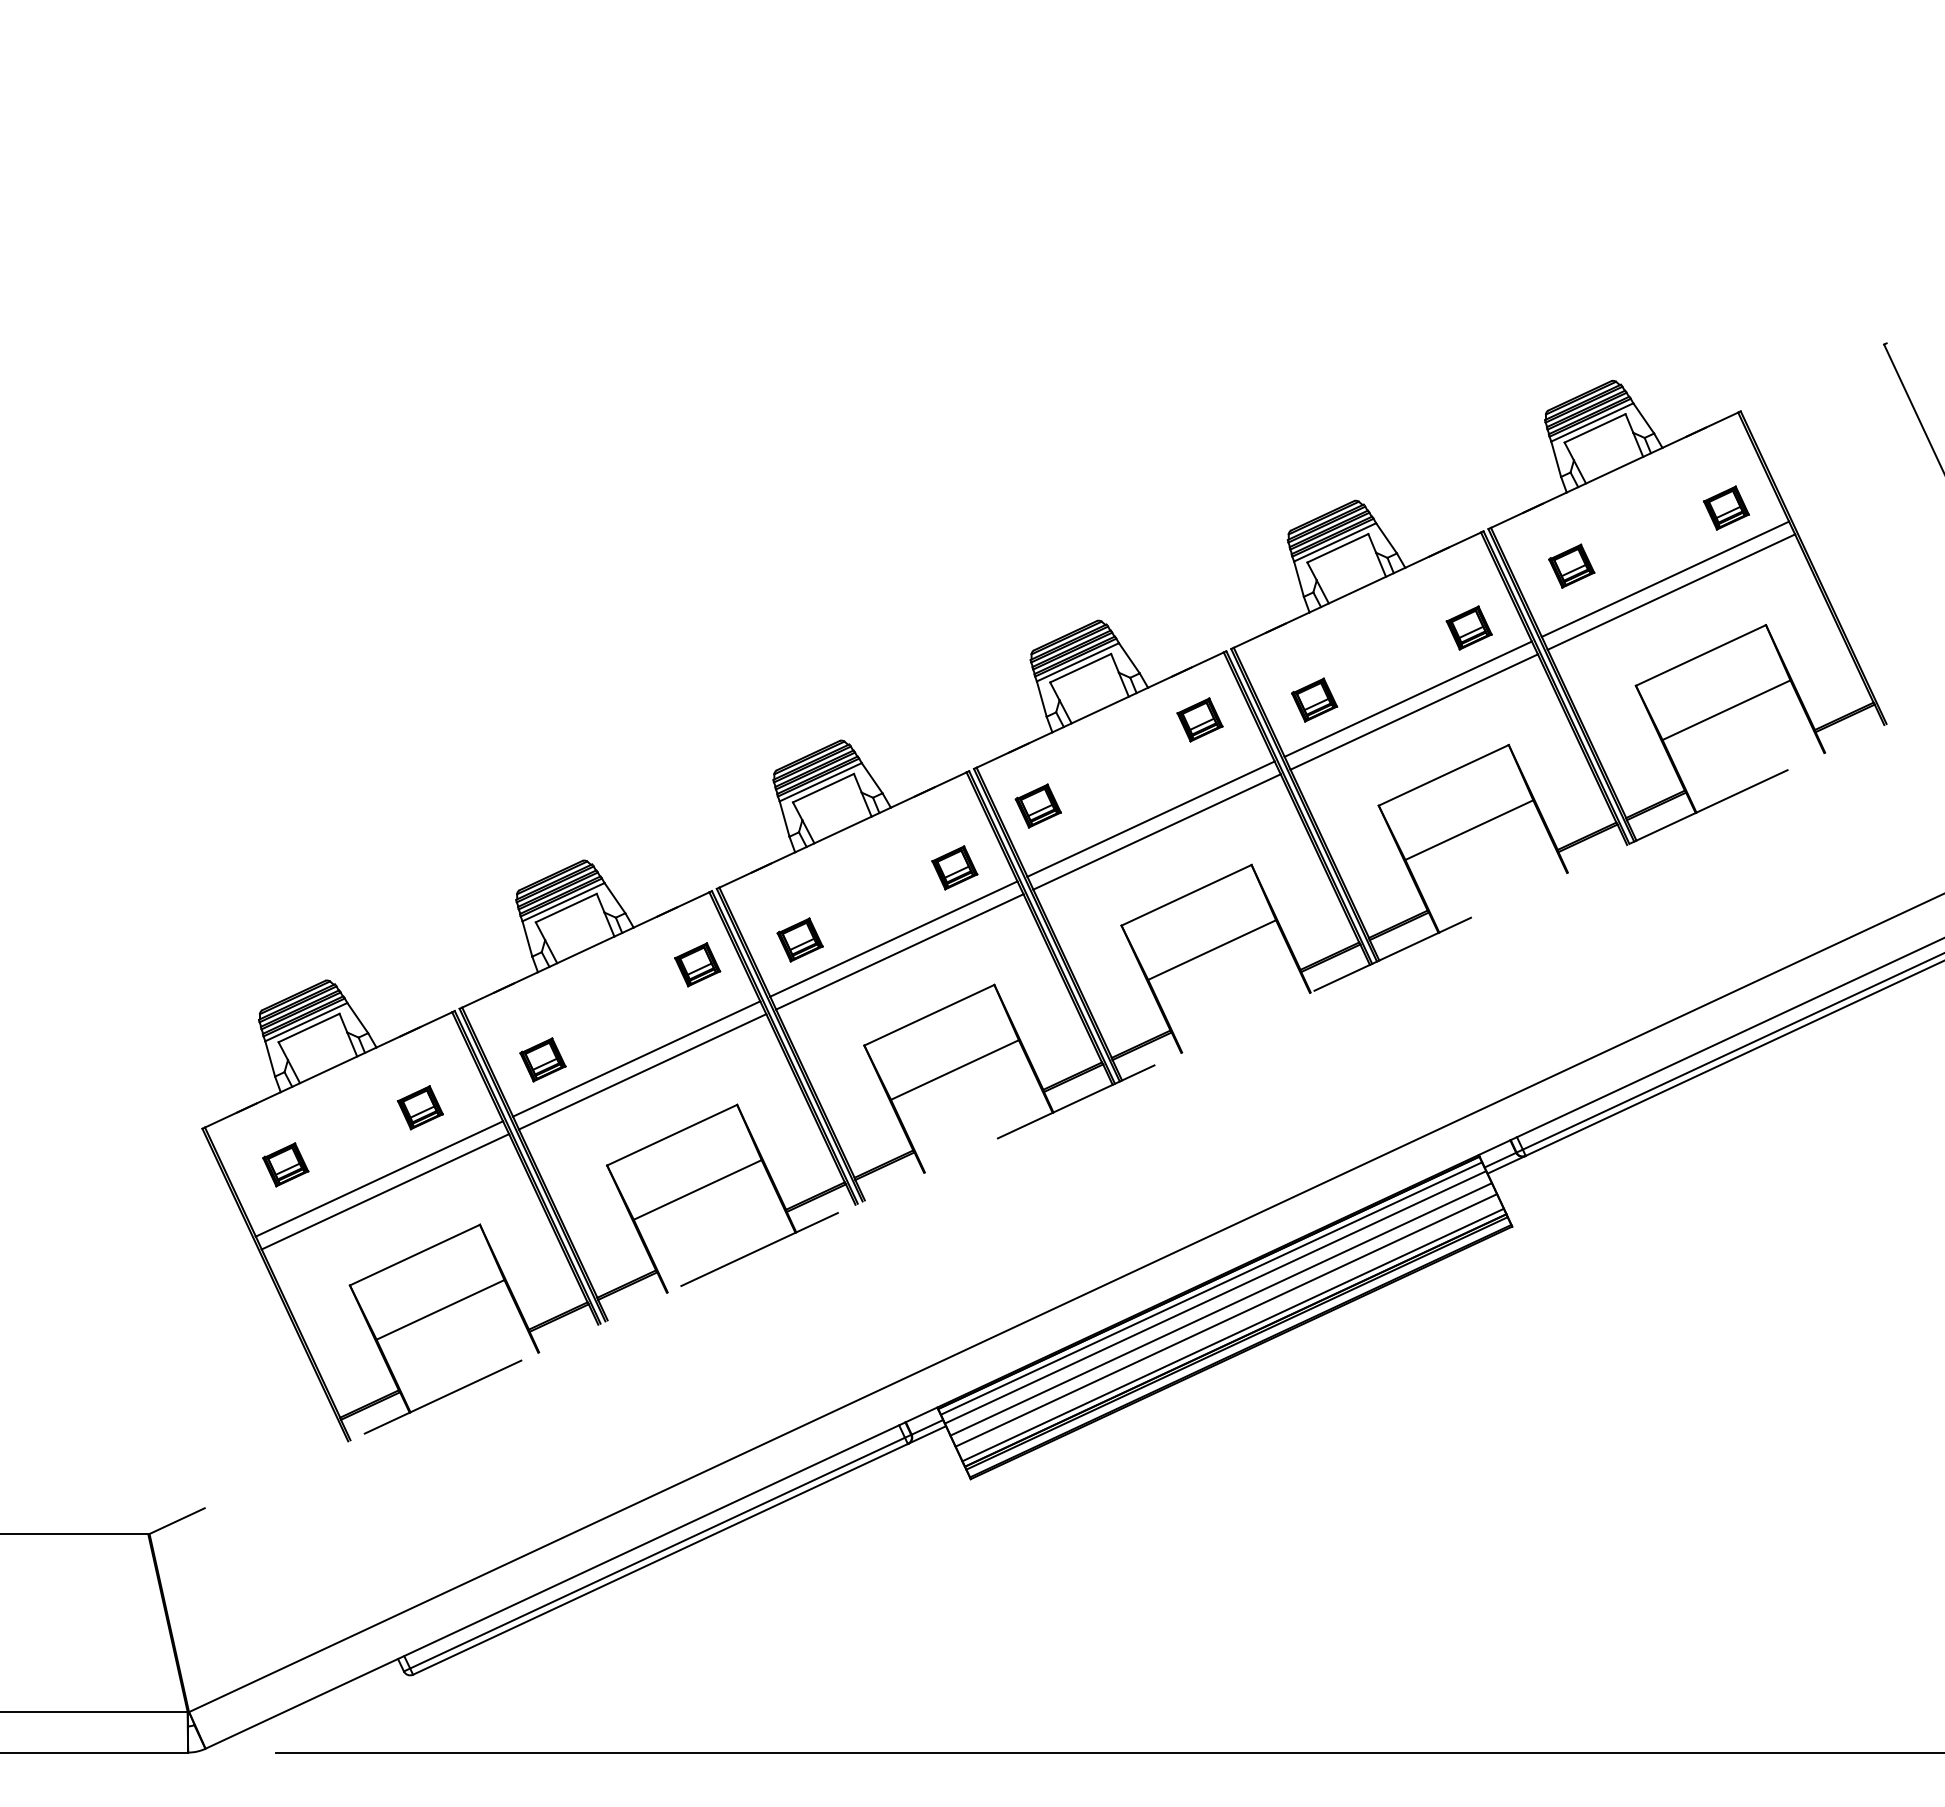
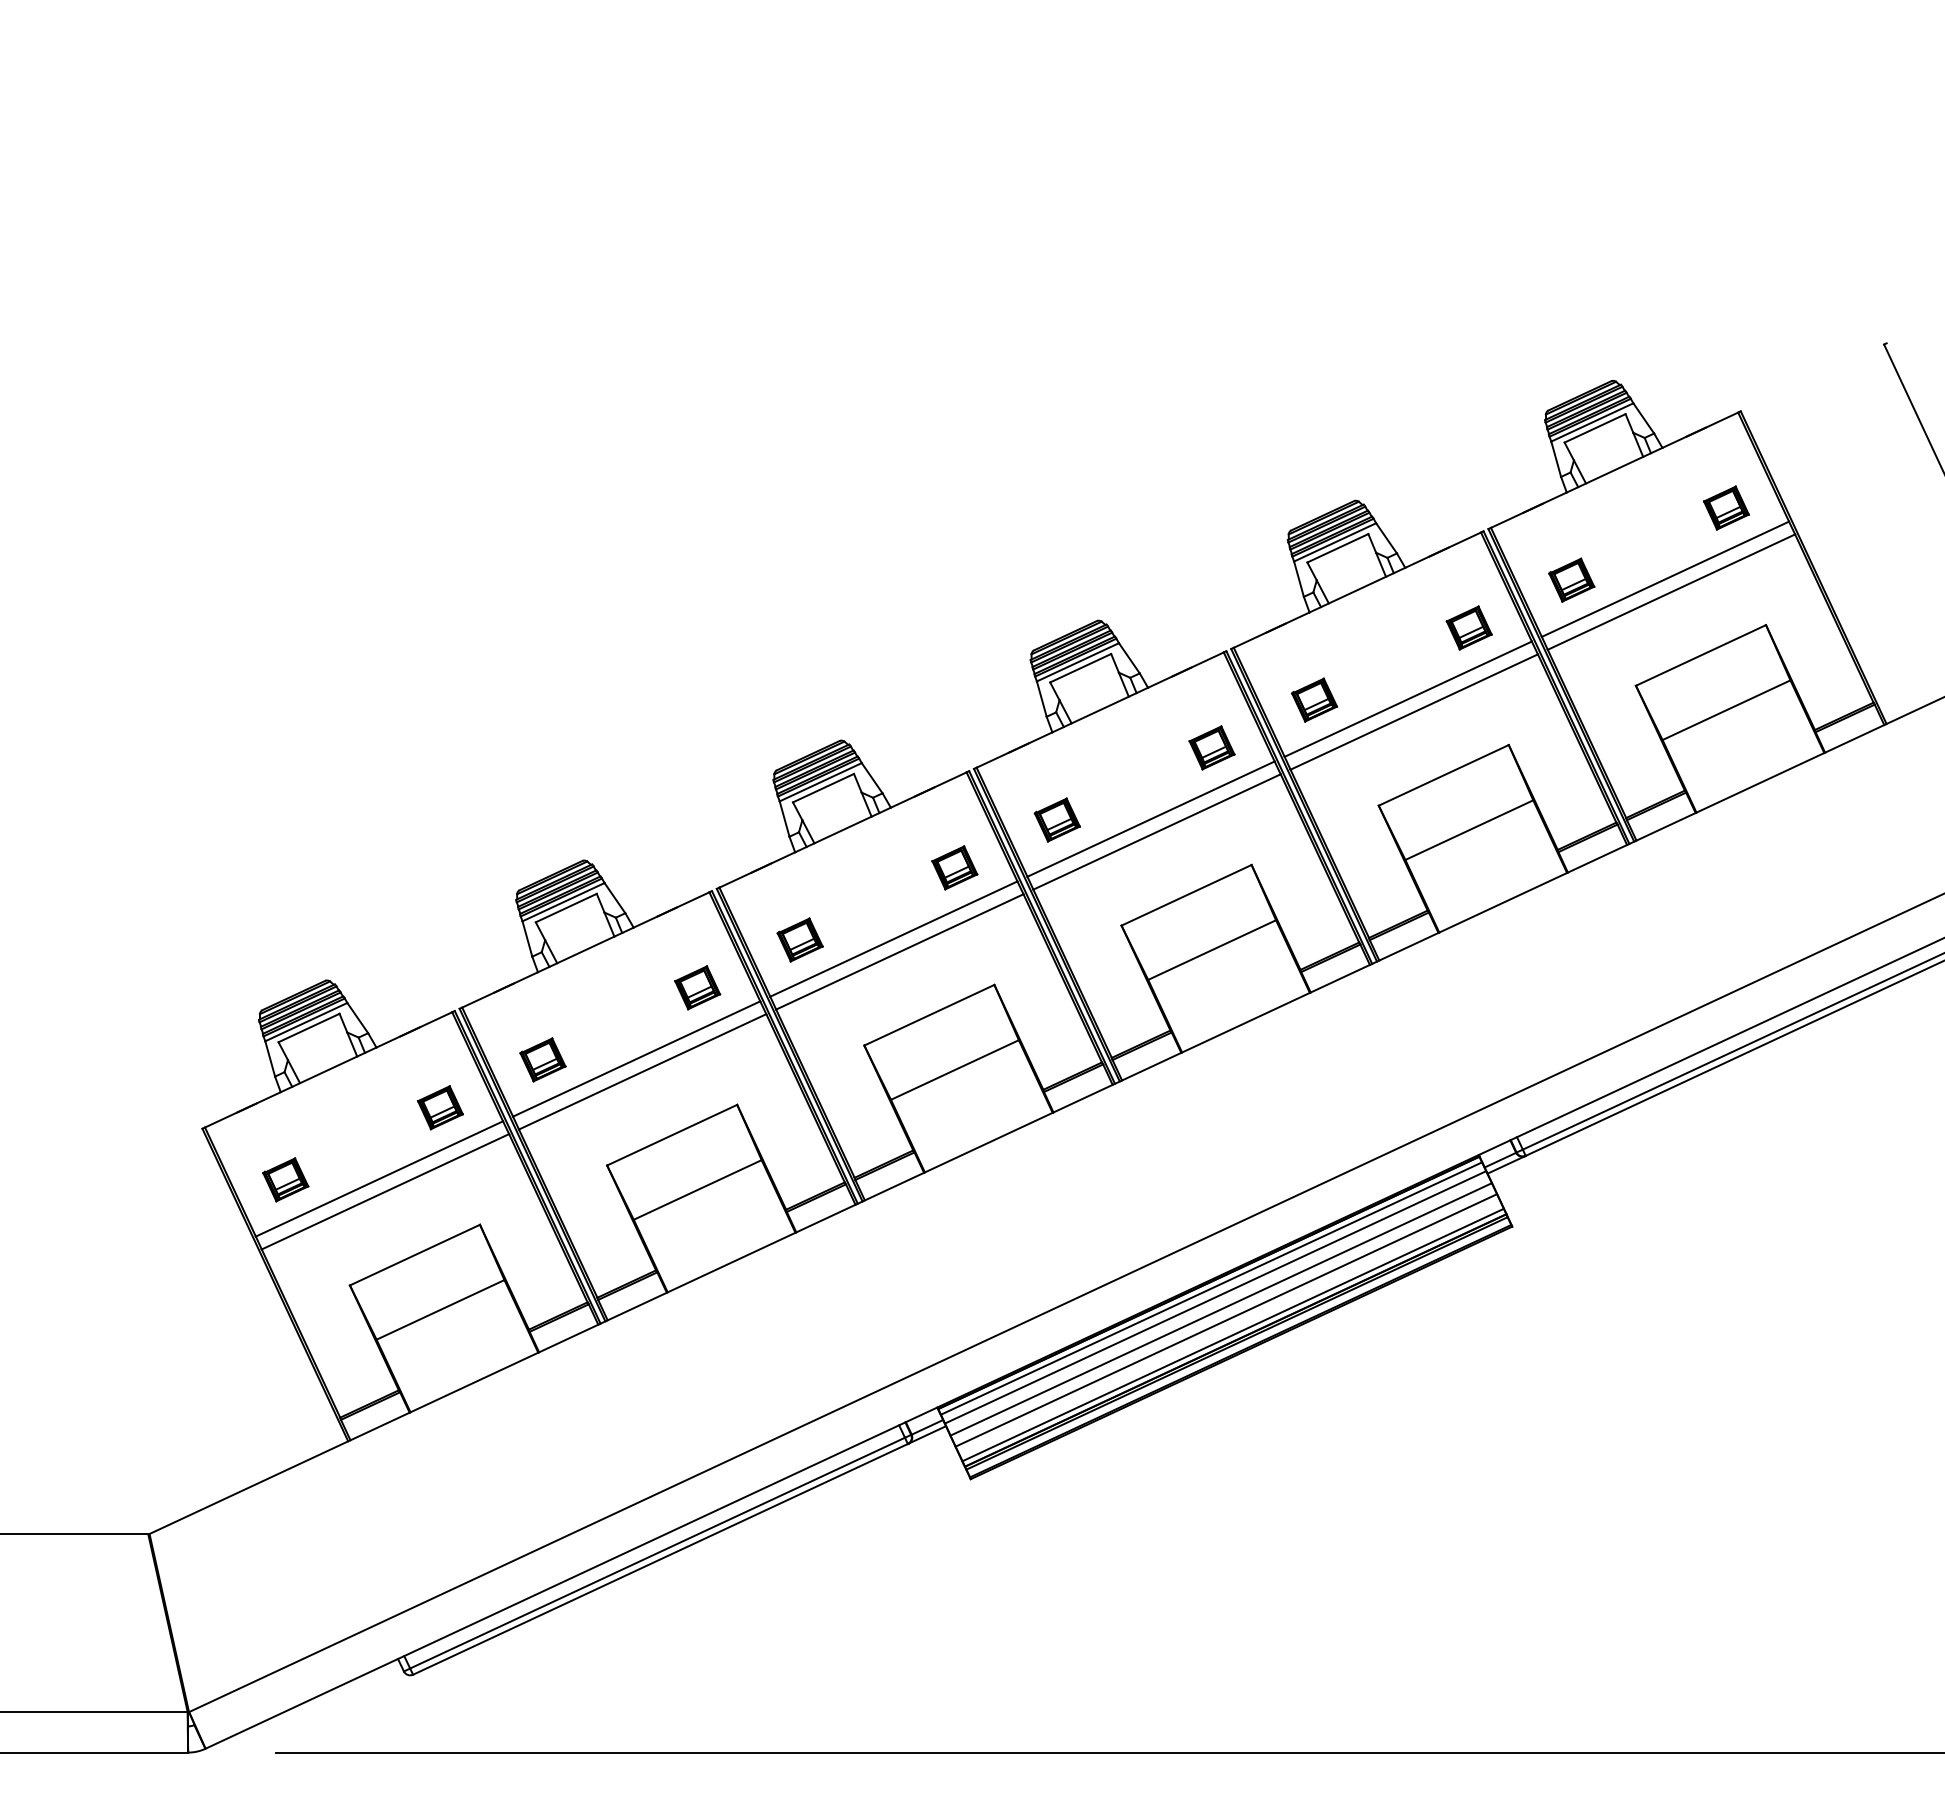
part position: (1571, 565) -> (1571, 579) (1571, 579)
part position: (1199, 719) -> (1211, 747) (1211, 747)
part position: (1037, 805) -> (1056, 819) (1056, 819)
part position: (697, 964) -> (697, 987) (697, 987)
part position: (420, 1107) -> (440, 1107) (440, 1107)
line: dashed -> solid (1046, 1115)
part position: (285, 1164) -> (285, 1179) (285, 1179)
